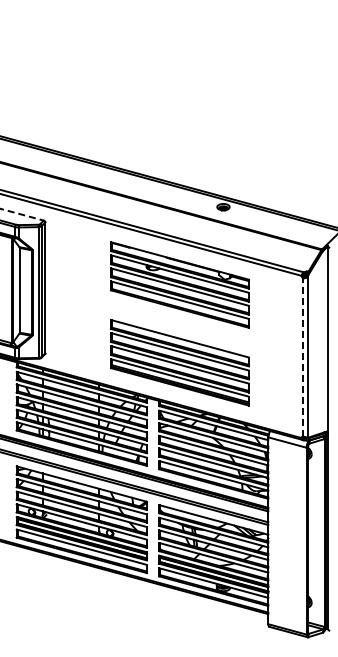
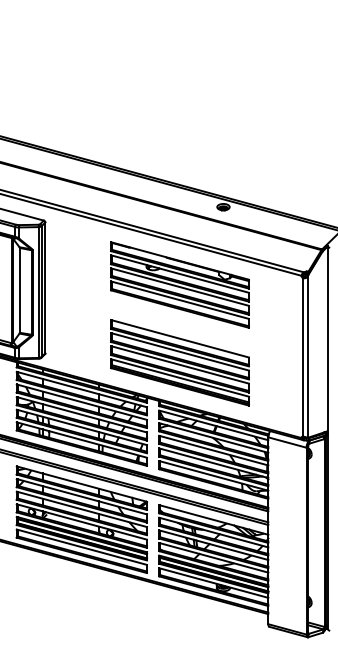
line: dashed -> solid (22, 214)
line: dashed -> solid (303, 356)
